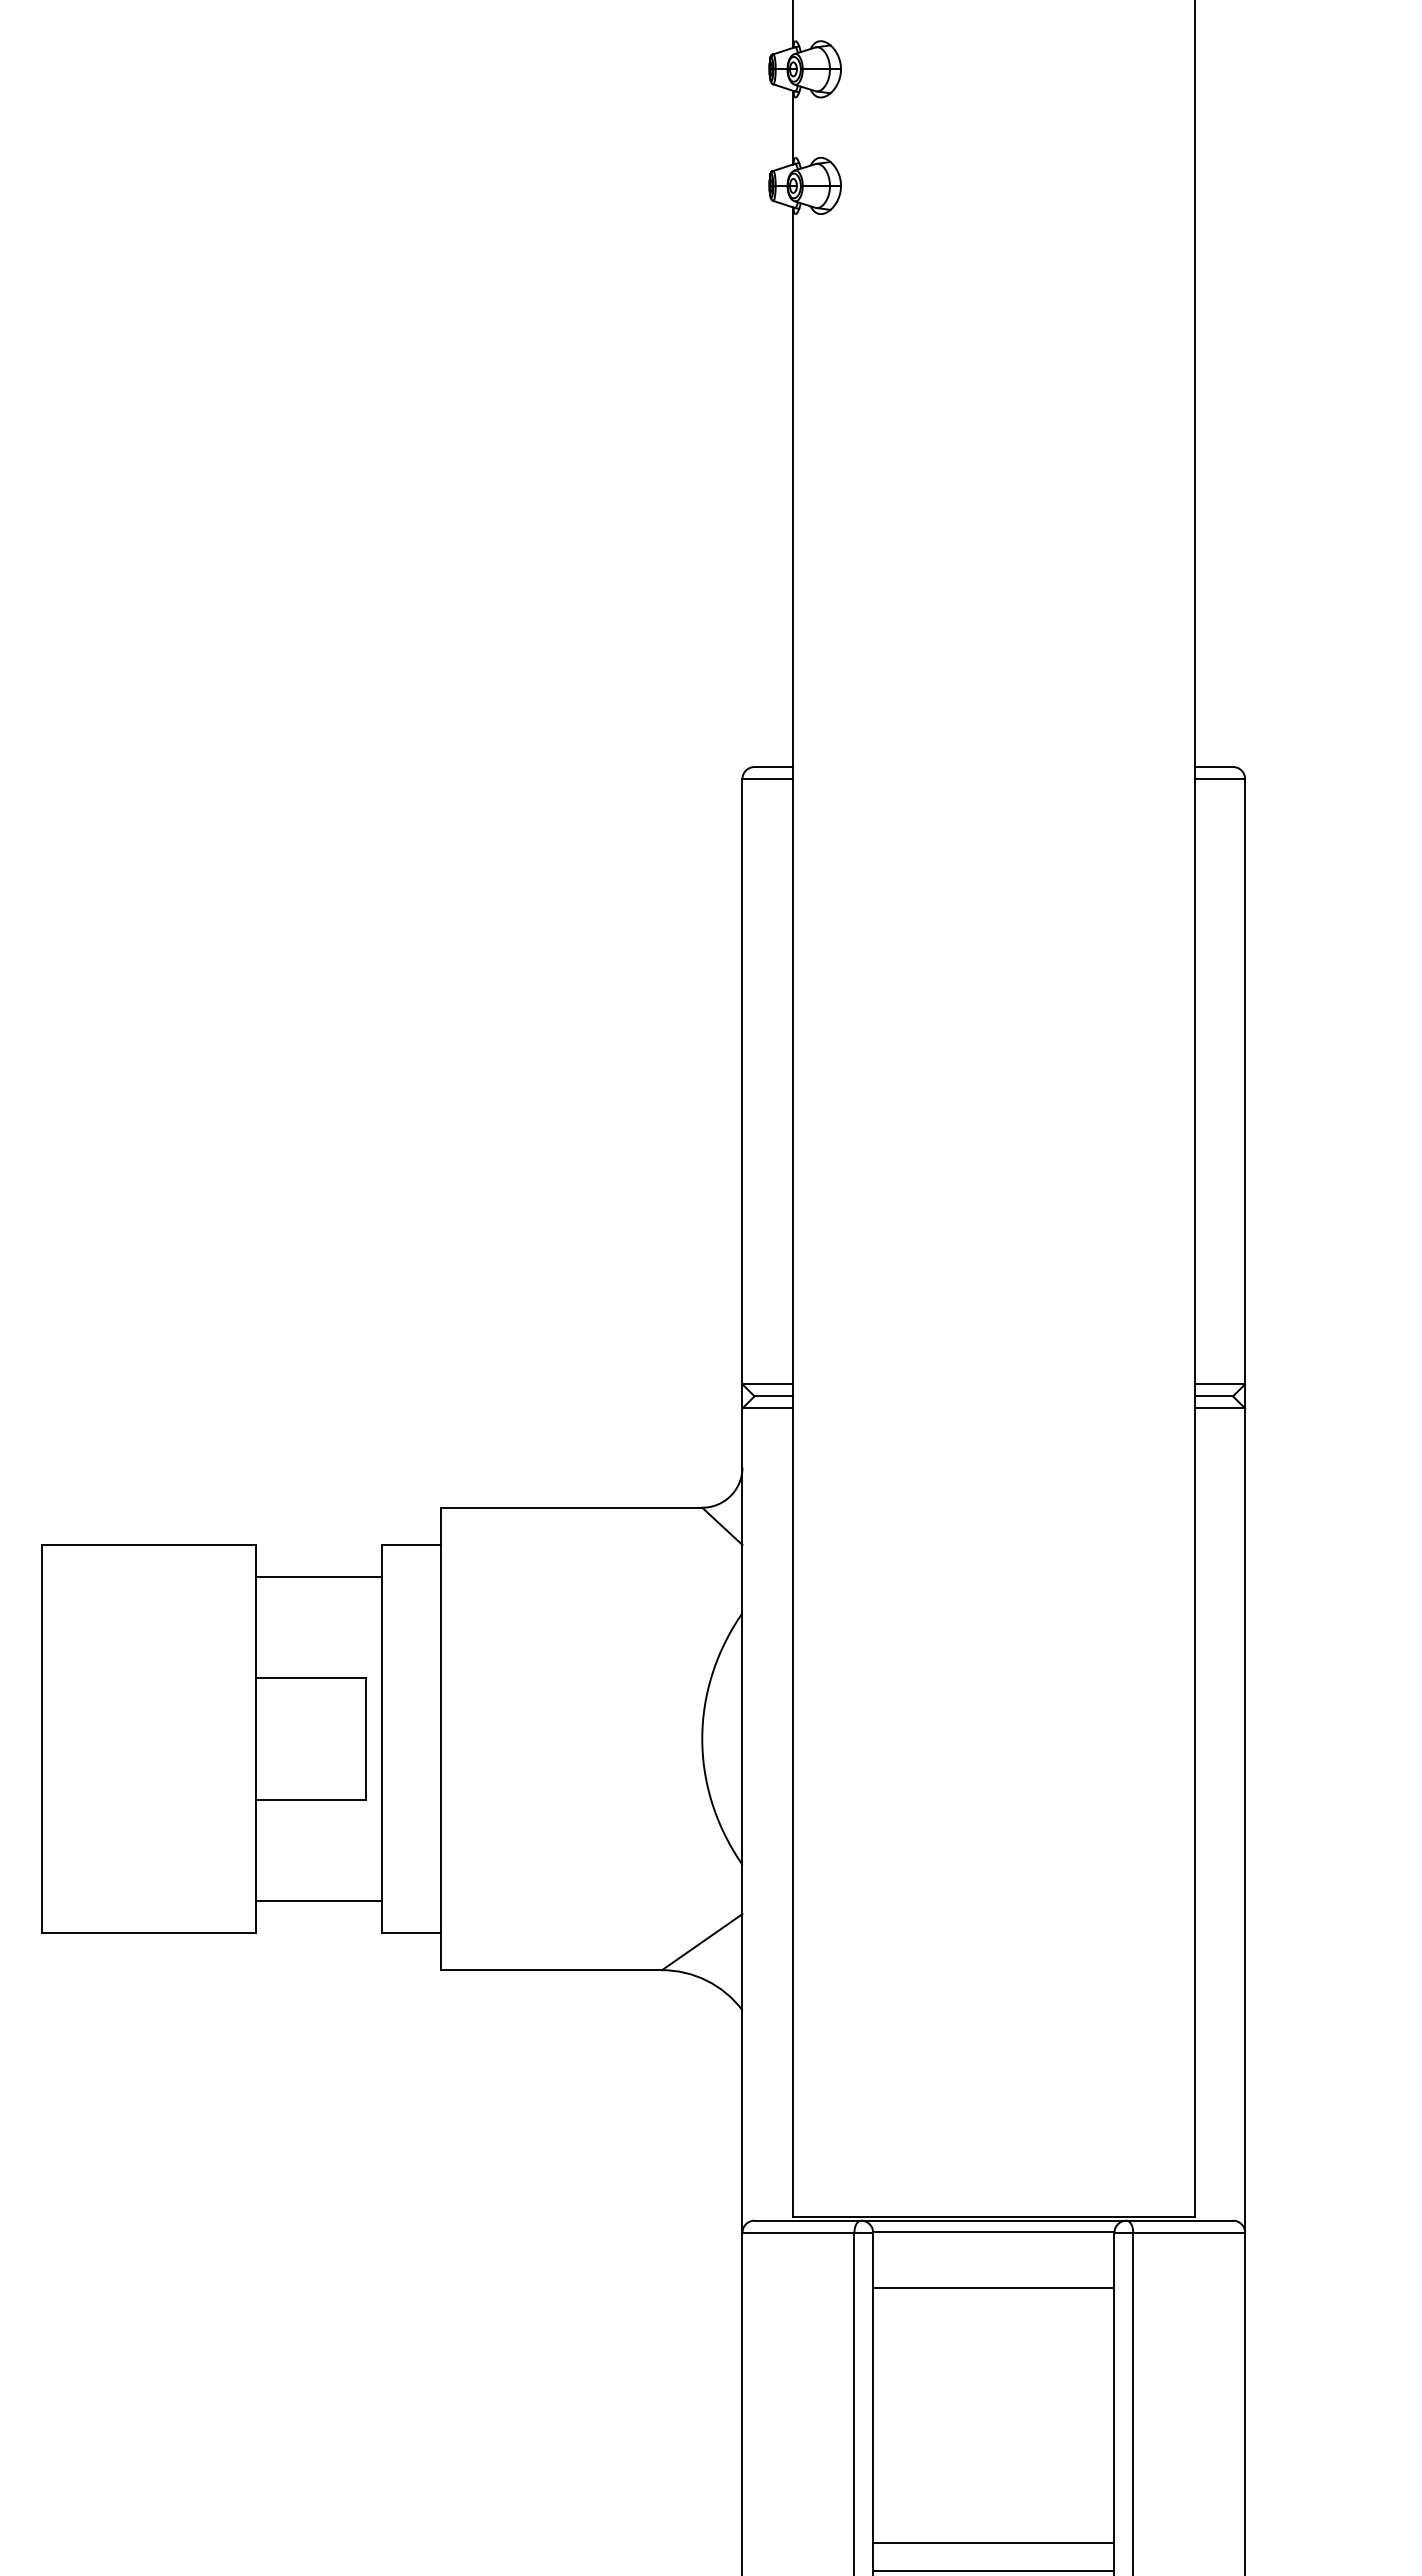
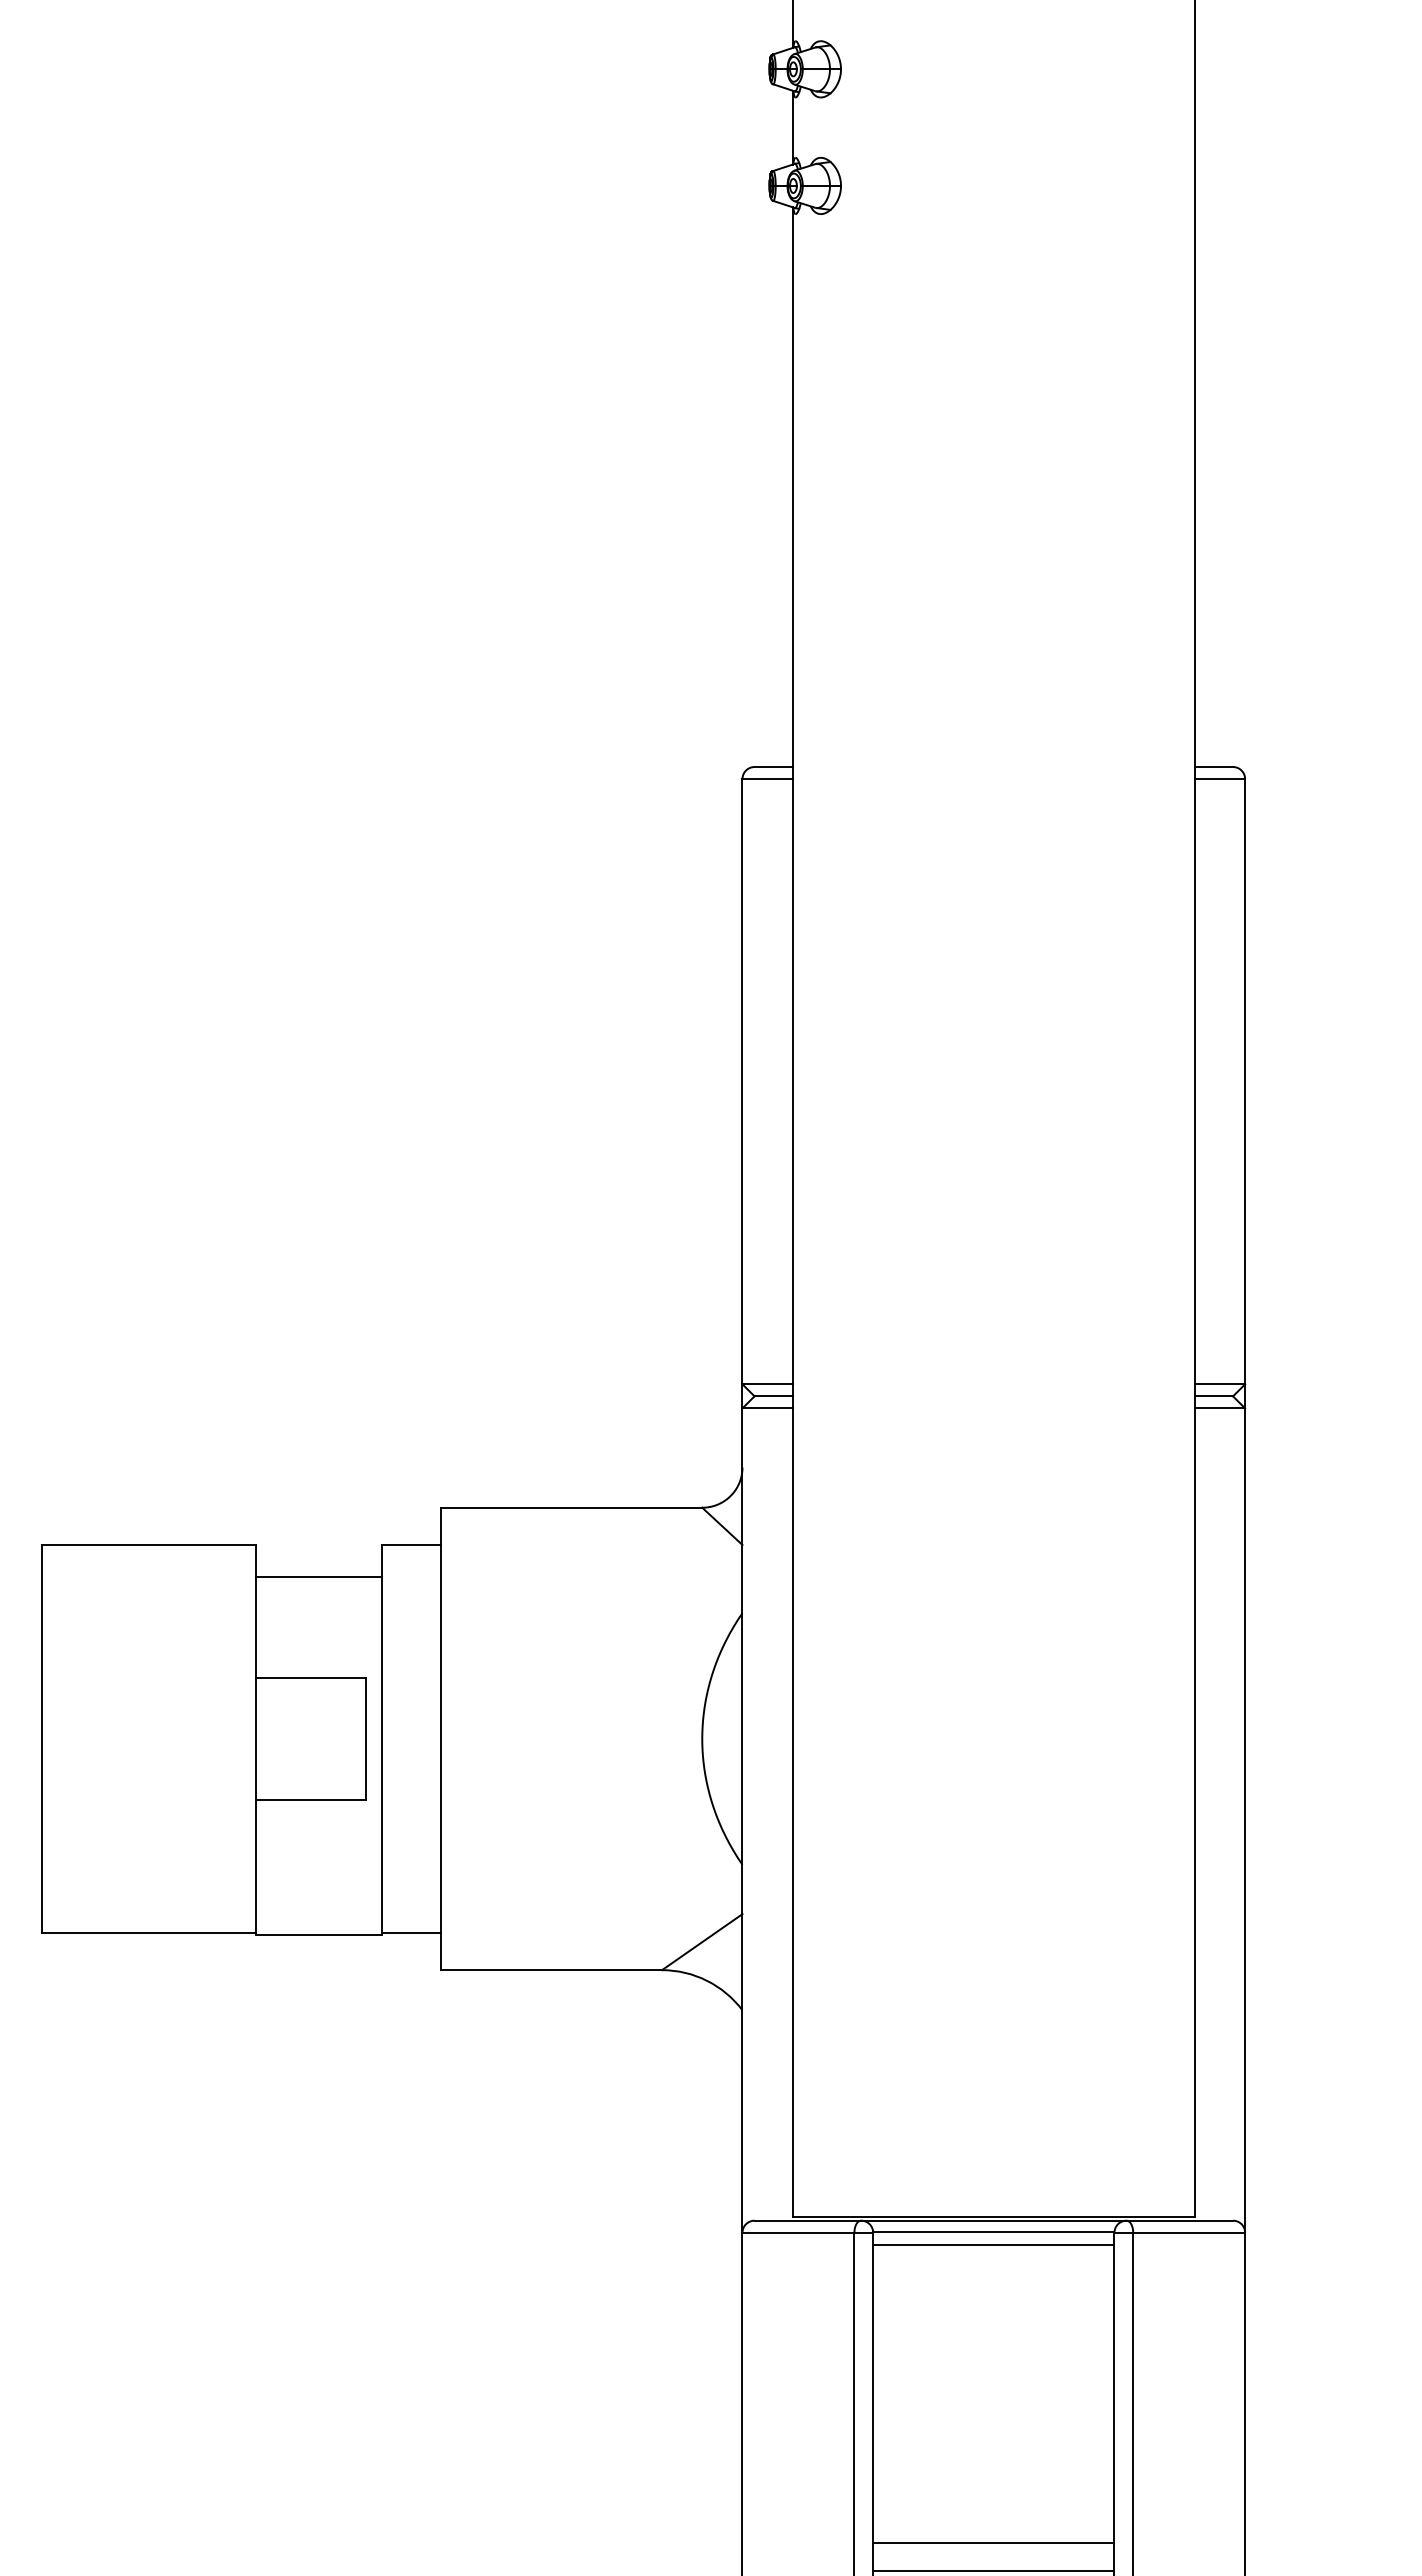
line position: (318, 1901) -> (318, 1935) (318, 1935)
line position: (993, 2288) -> (993, 2245) (993, 2245)
